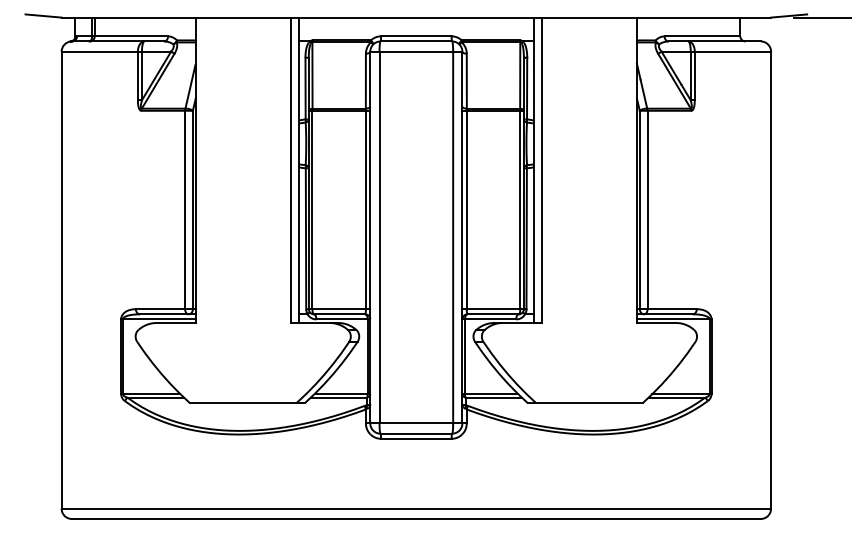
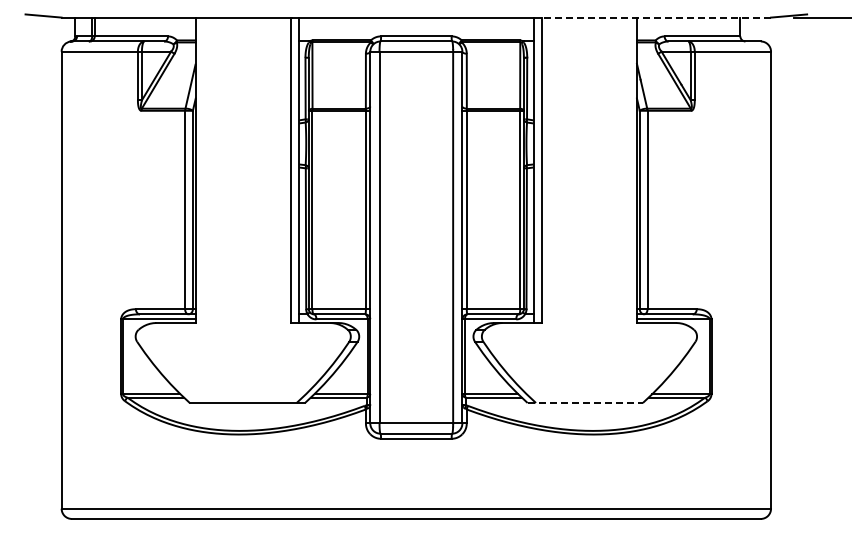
line: solid -> dashed (656, 17)
line: solid -> dashed (585, 403)
